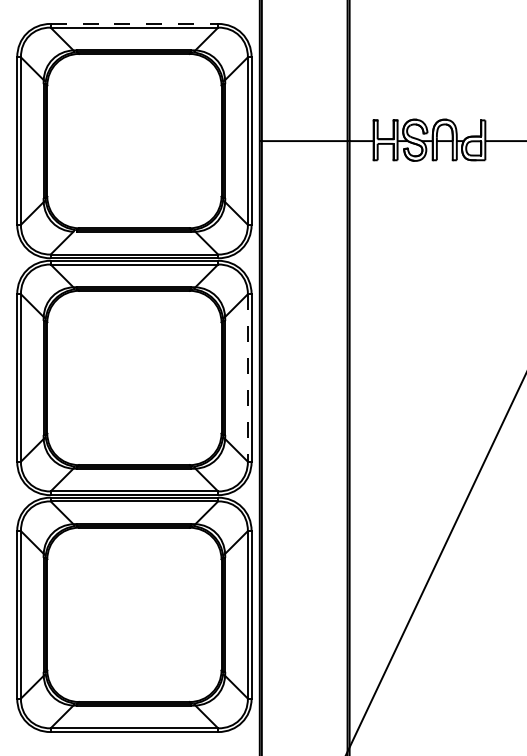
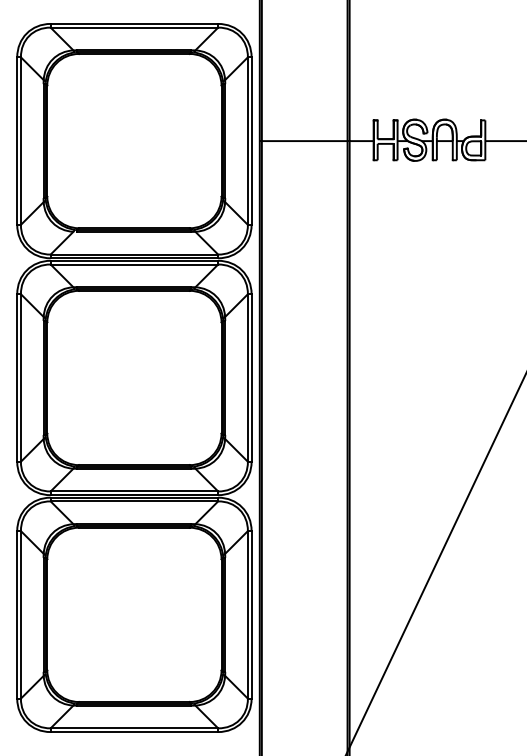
line: dashed -> solid (134, 23)
line: dashed -> solid (247, 377)
